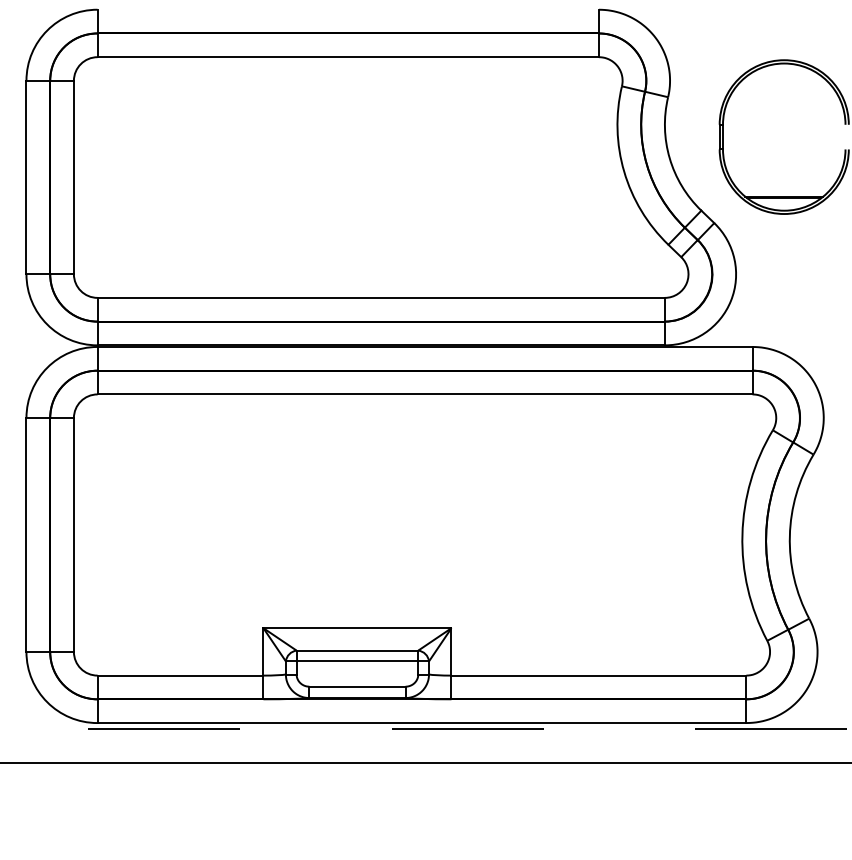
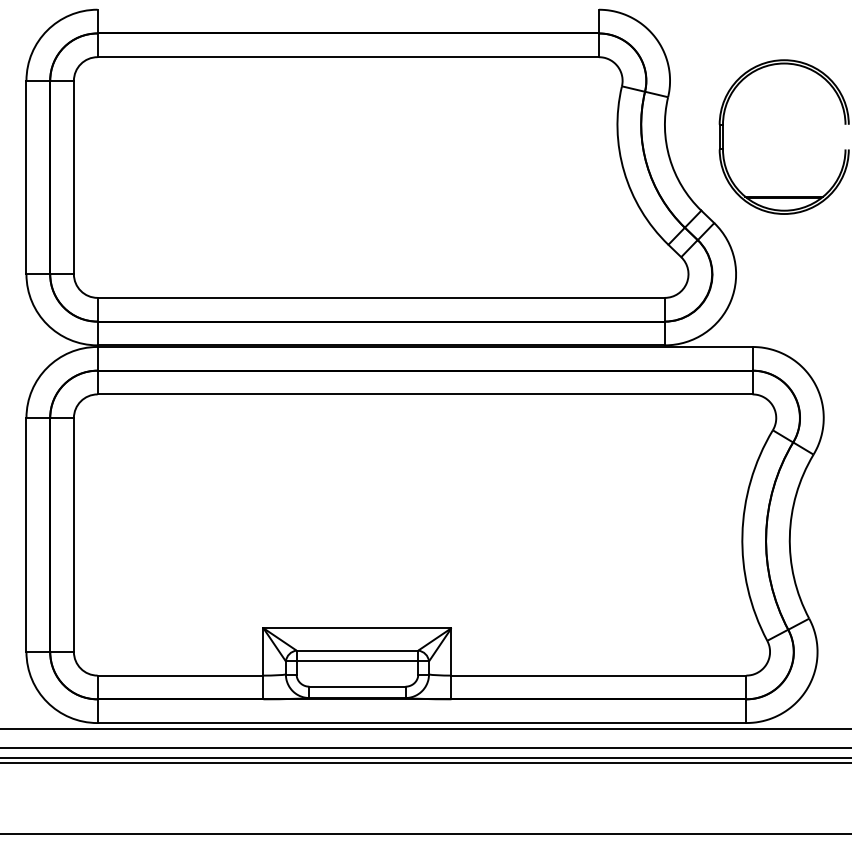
line: dashed -> solid (426, 728)
line: none -> present (425, 747)
line: none -> present (425, 757)
line: none -> present (425, 834)
